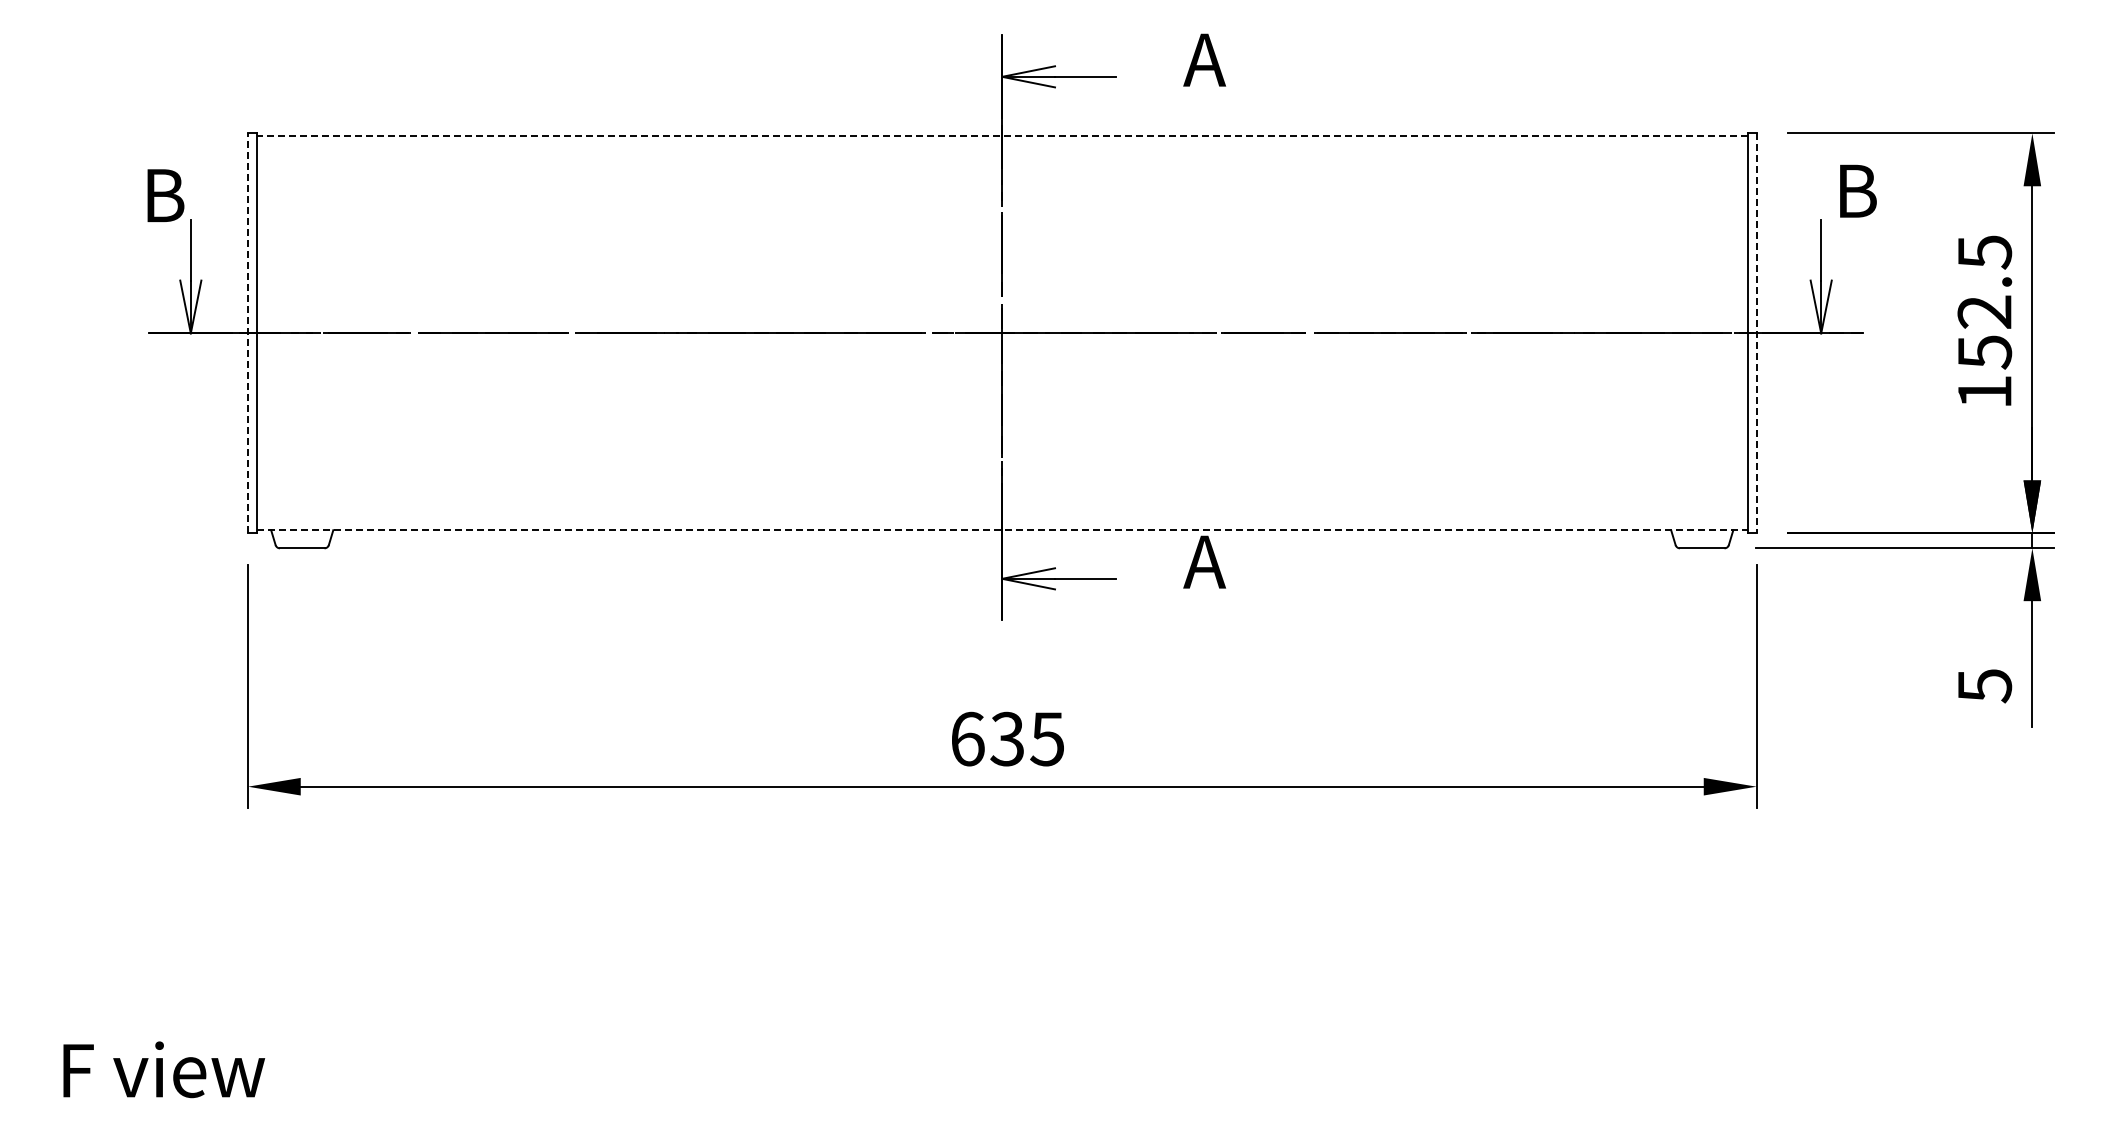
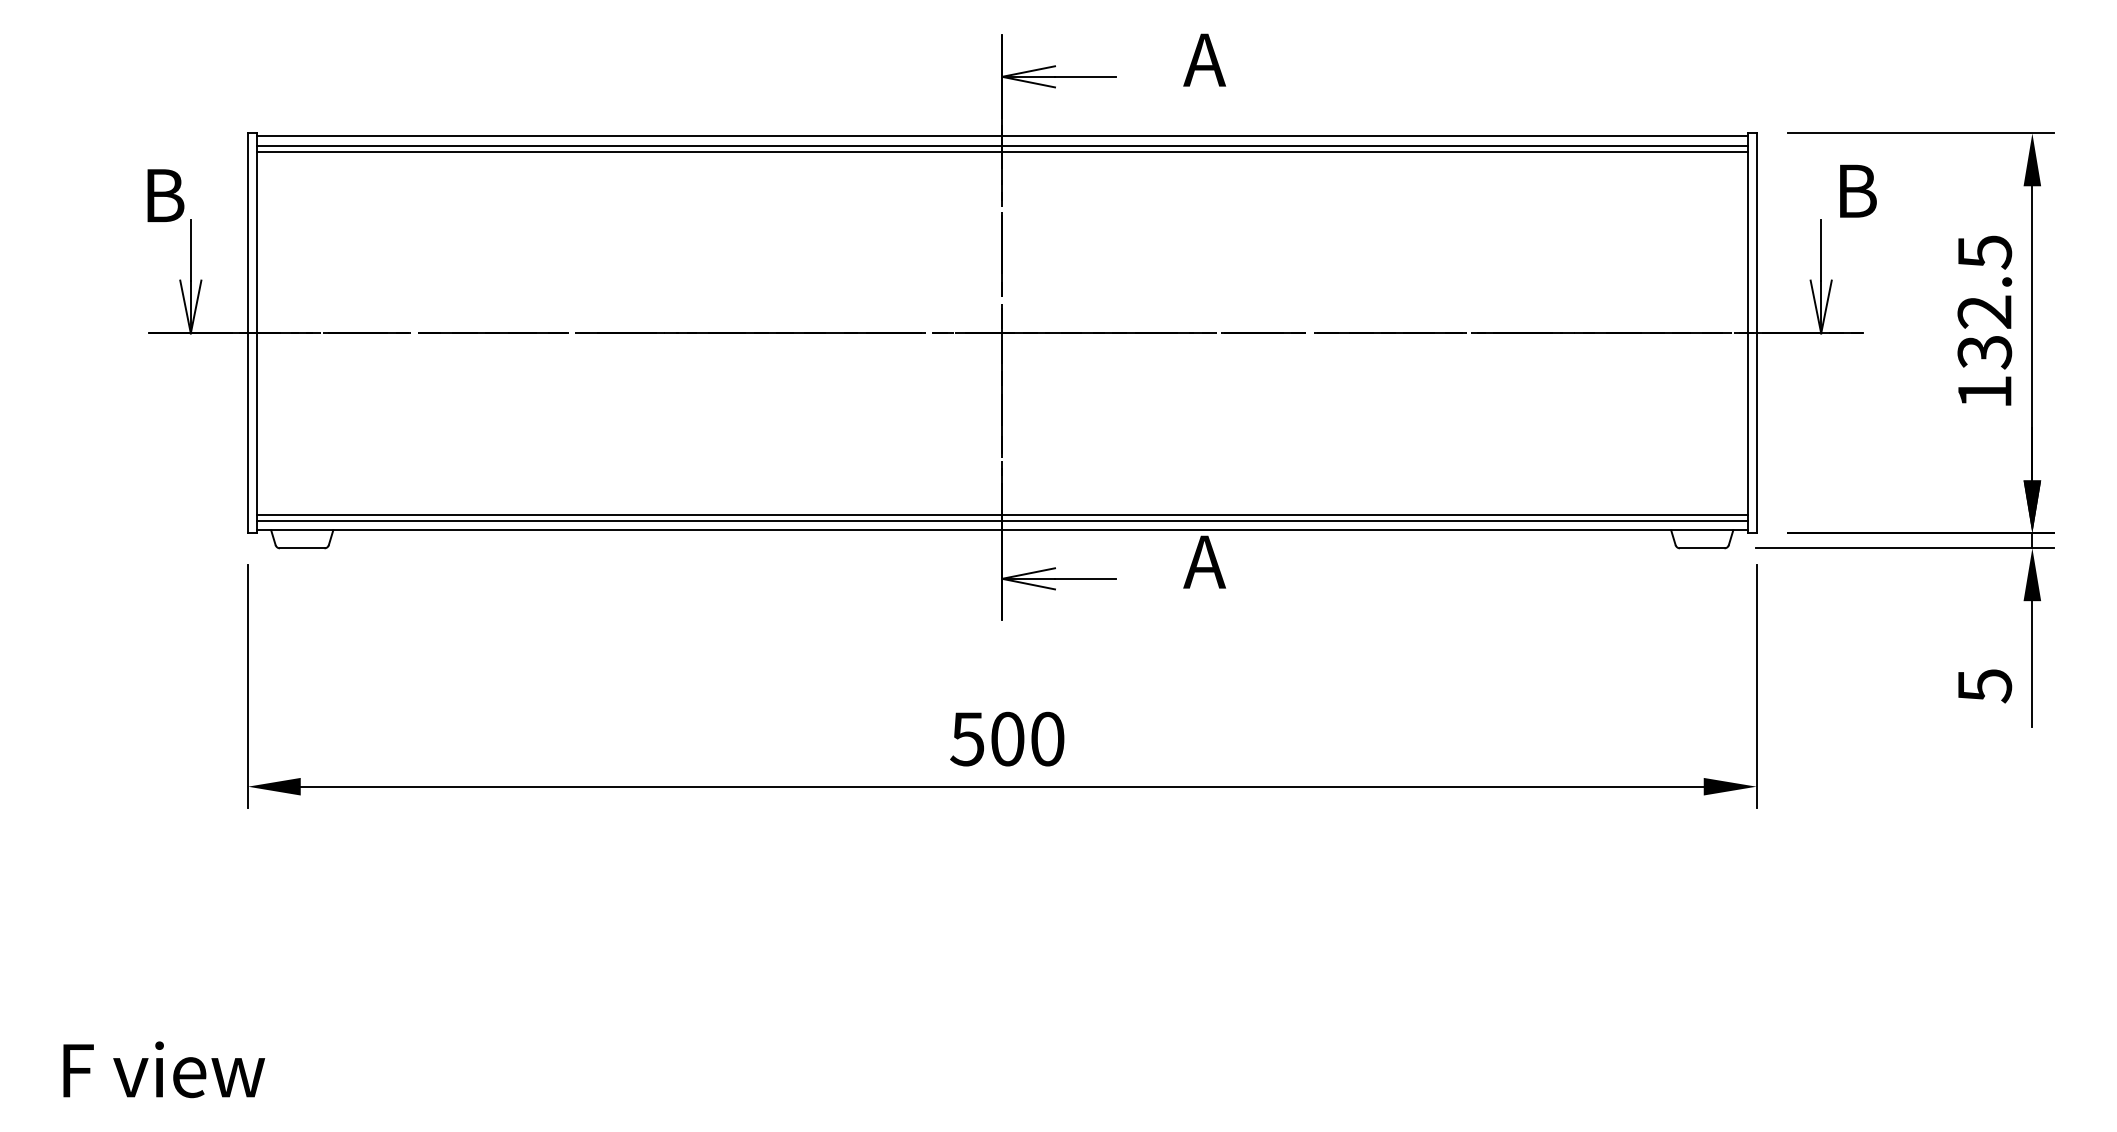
line: dashed -> solid (1001, 136)
line: none -> present (1001, 145)
line: none -> present (1001, 151)
line: dashed -> solid (247, 333)
line: dashed -> solid (1756, 333)
text: 152.5 -> 132.5 (1984, 352)
line: none -> present (1001, 515)
line: none -> present (1001, 521)
line: dashed -> solid (1002, 530)
text: 635 -> 500 (1007, 738)
